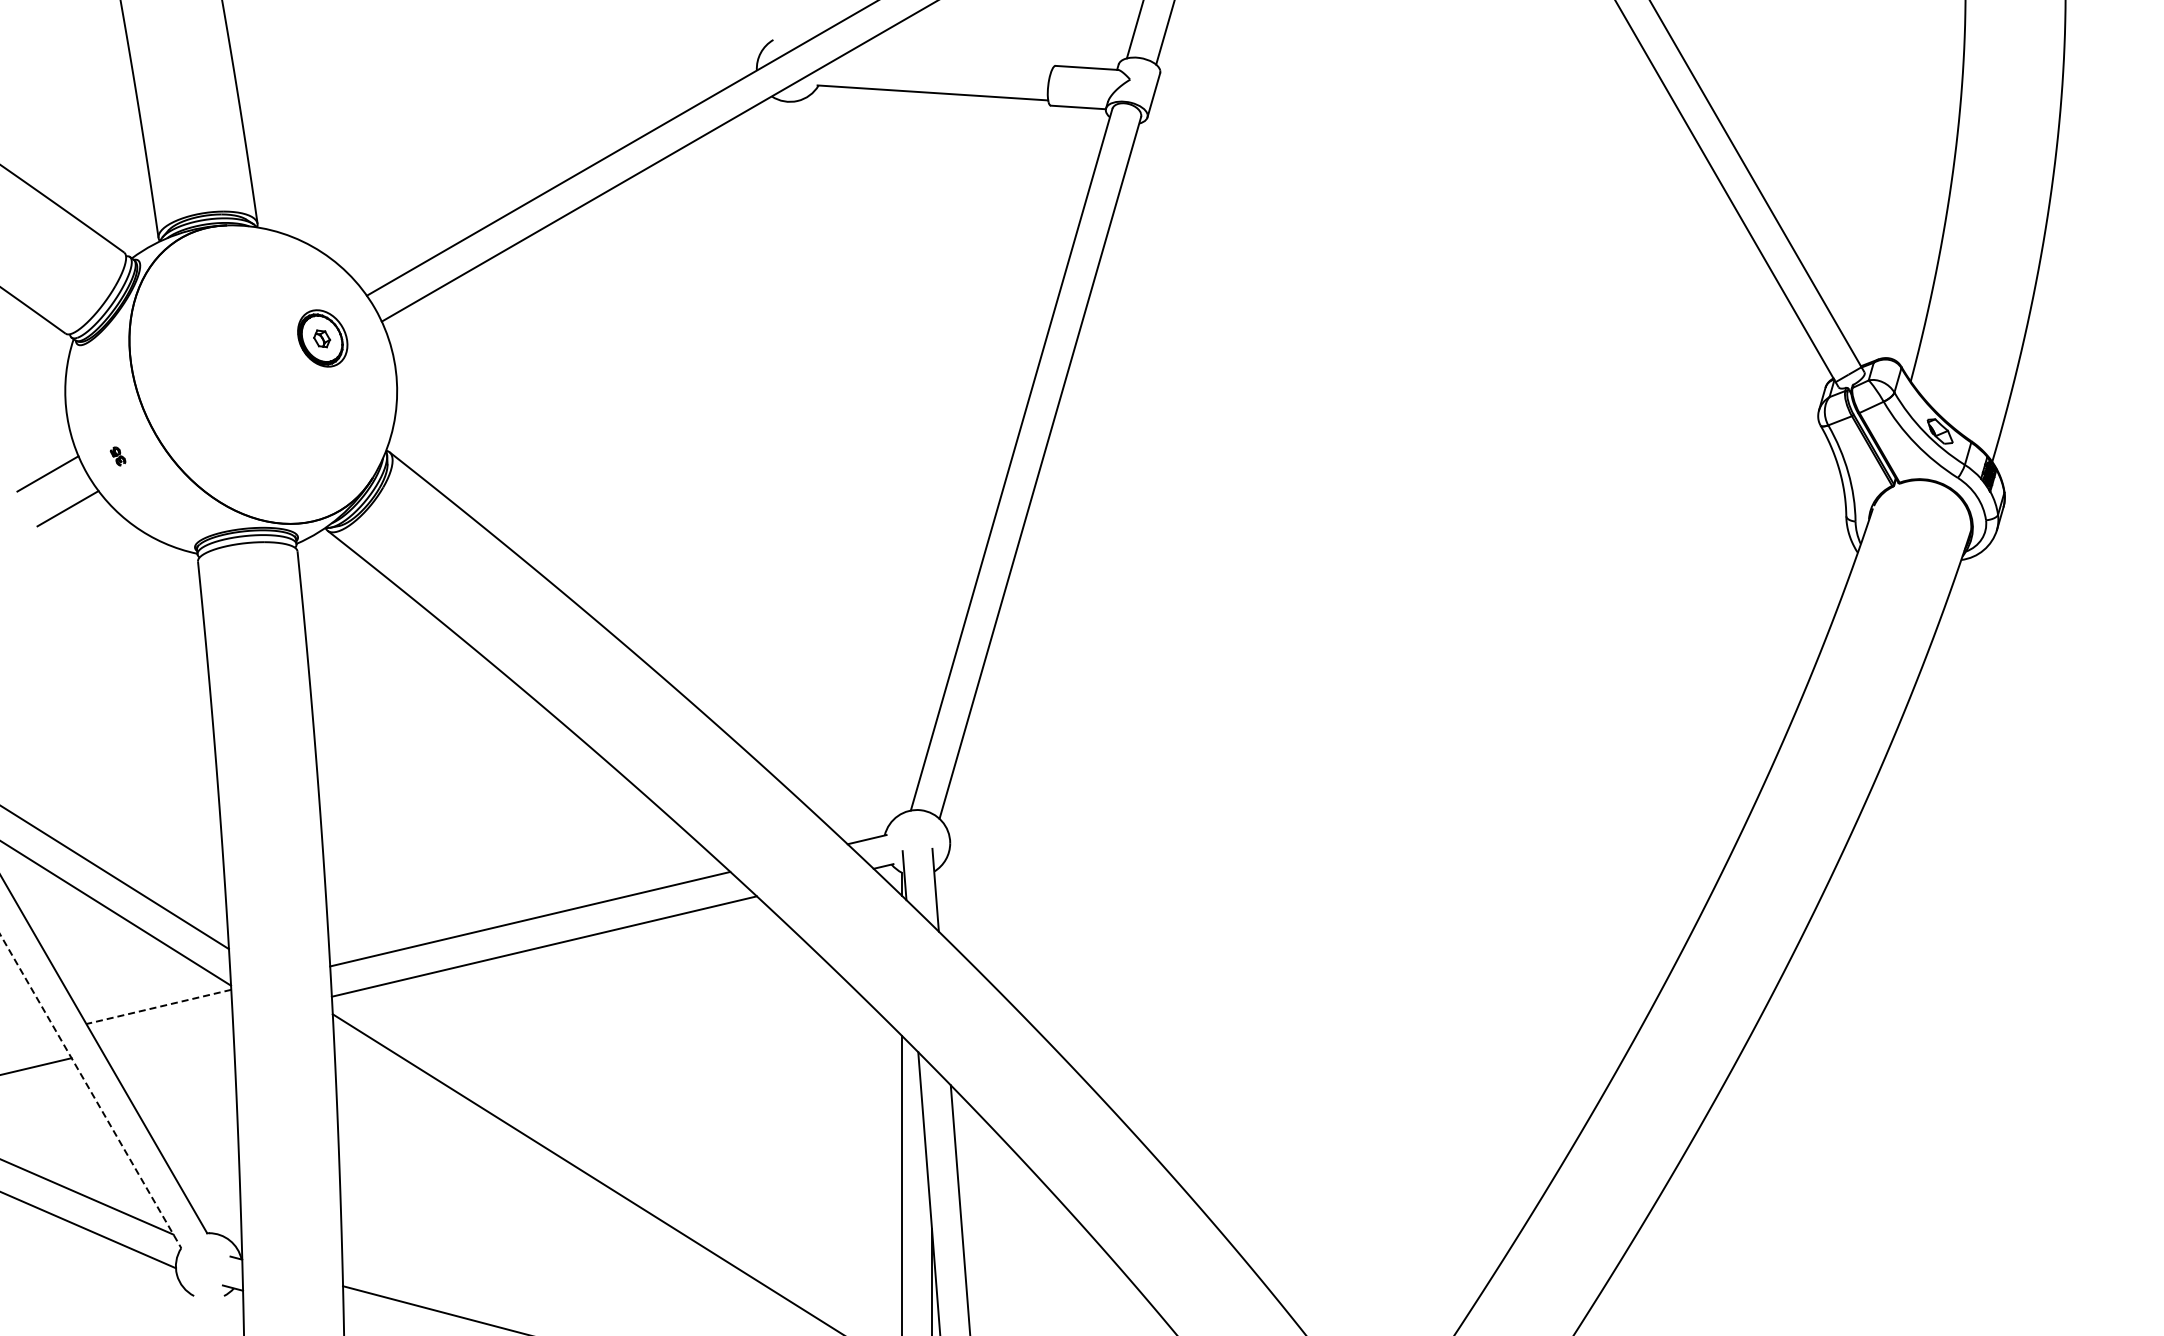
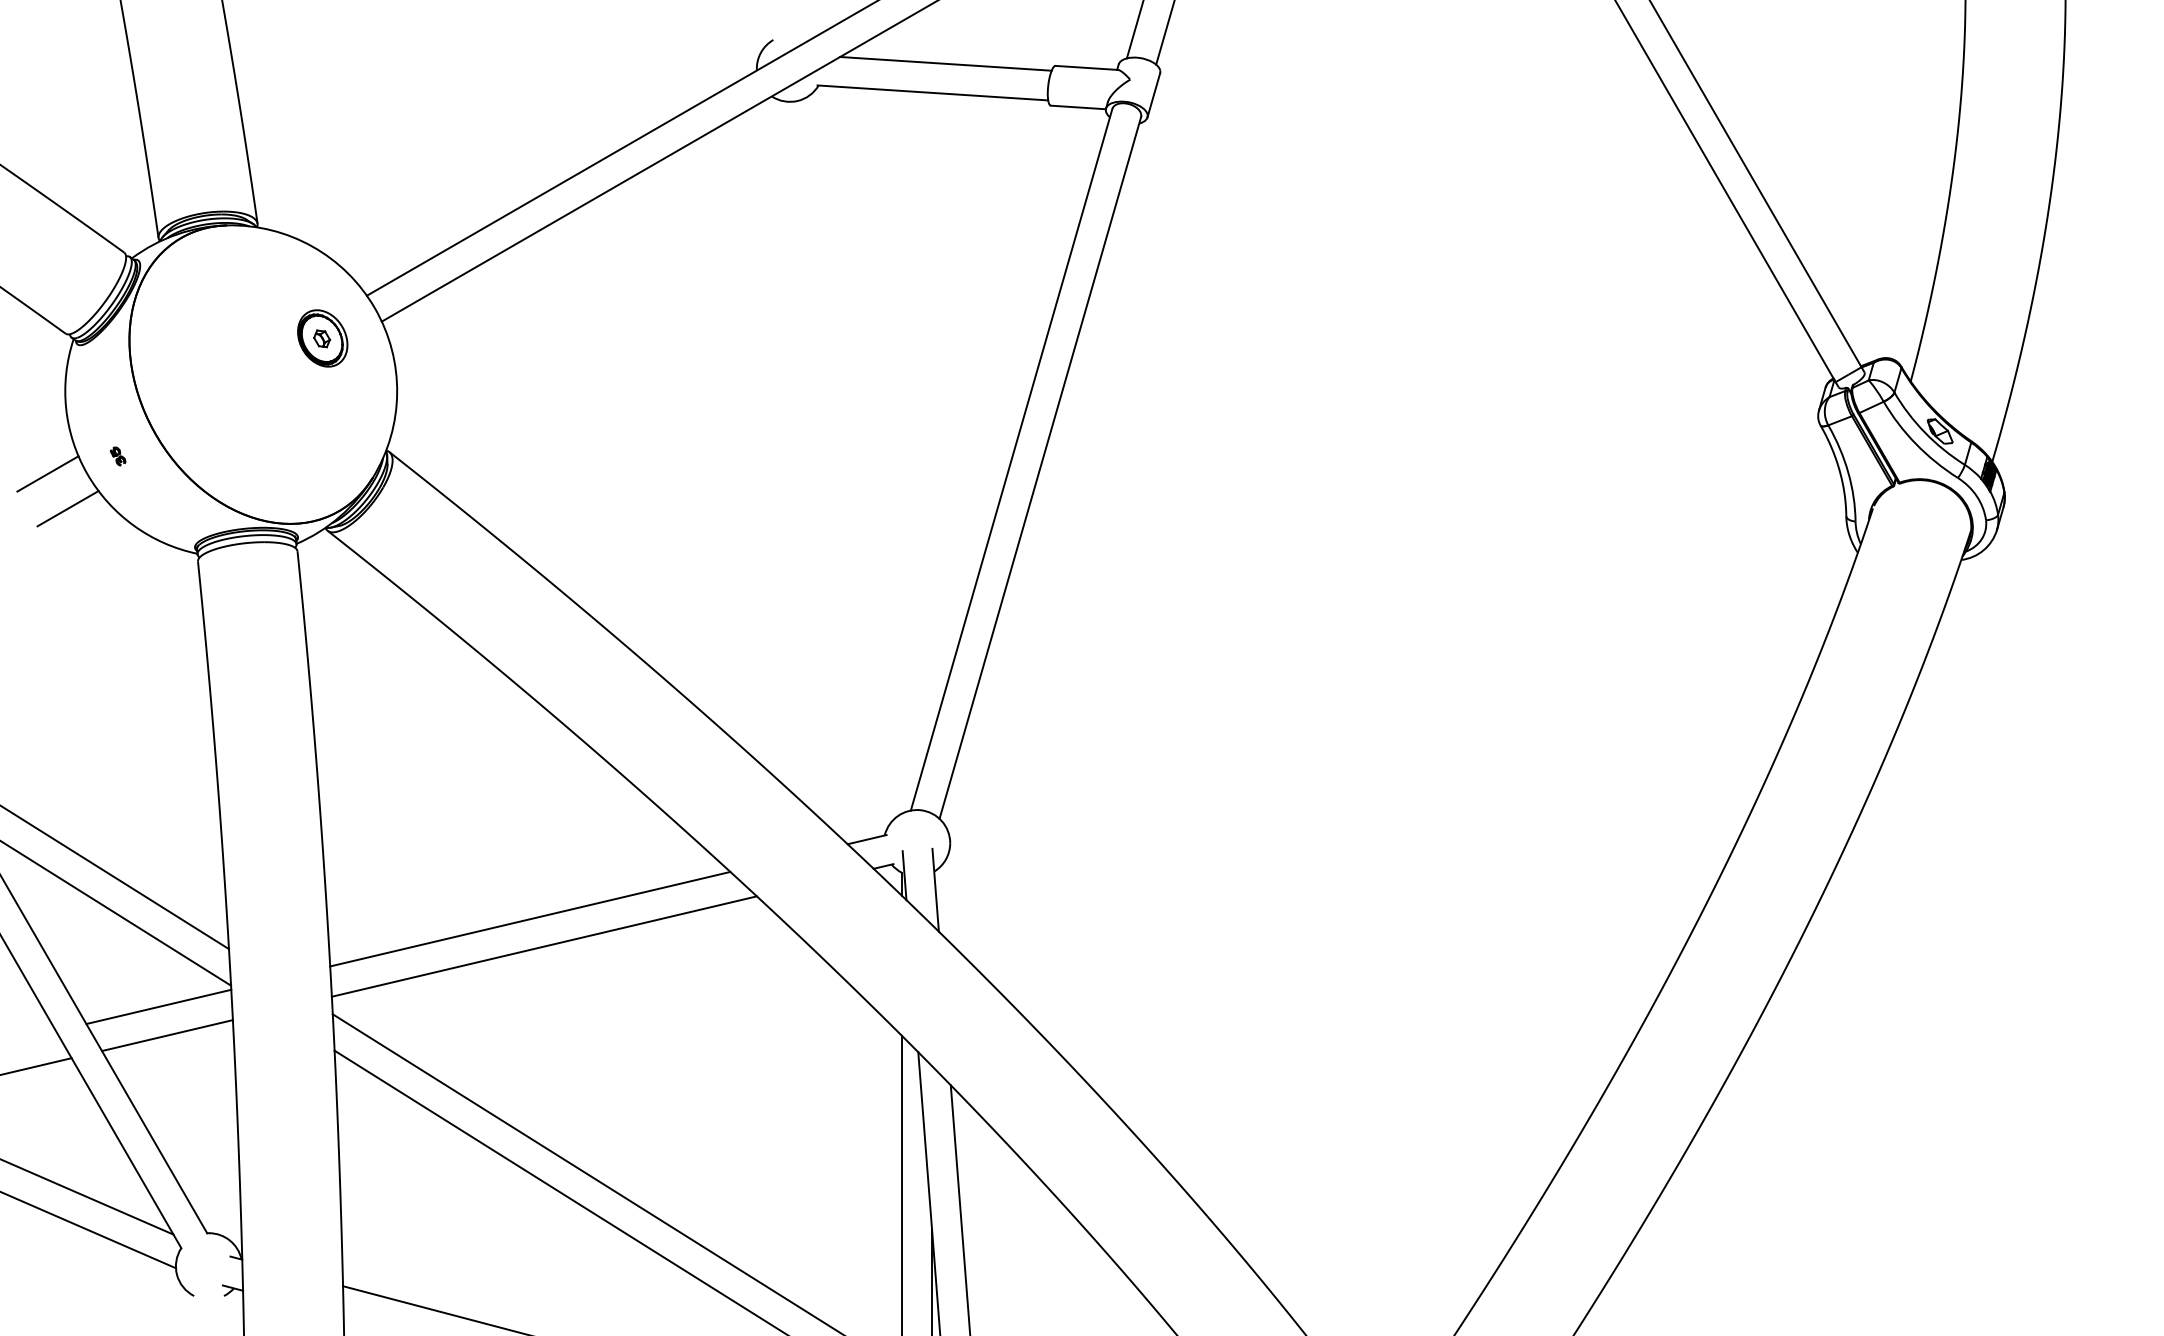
line: none -> present (945, 63)
line: dashed -> solid (158, 1007)
line: none -> present (166, 1035)
line: dashed -> solid (90, 1091)
line: none -> present (558, 1191)
